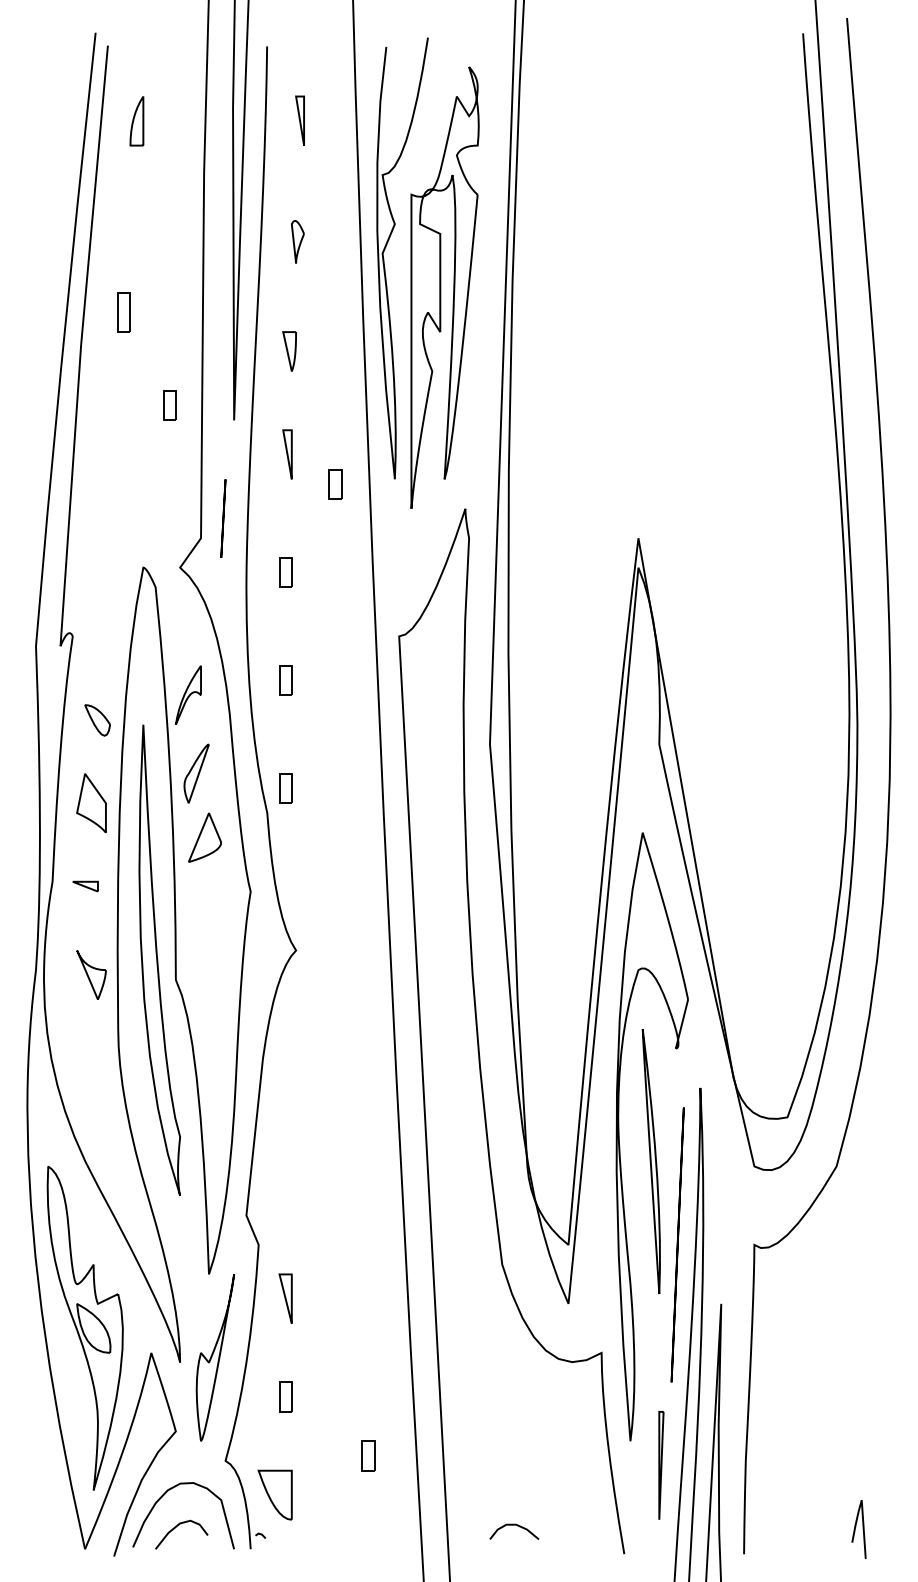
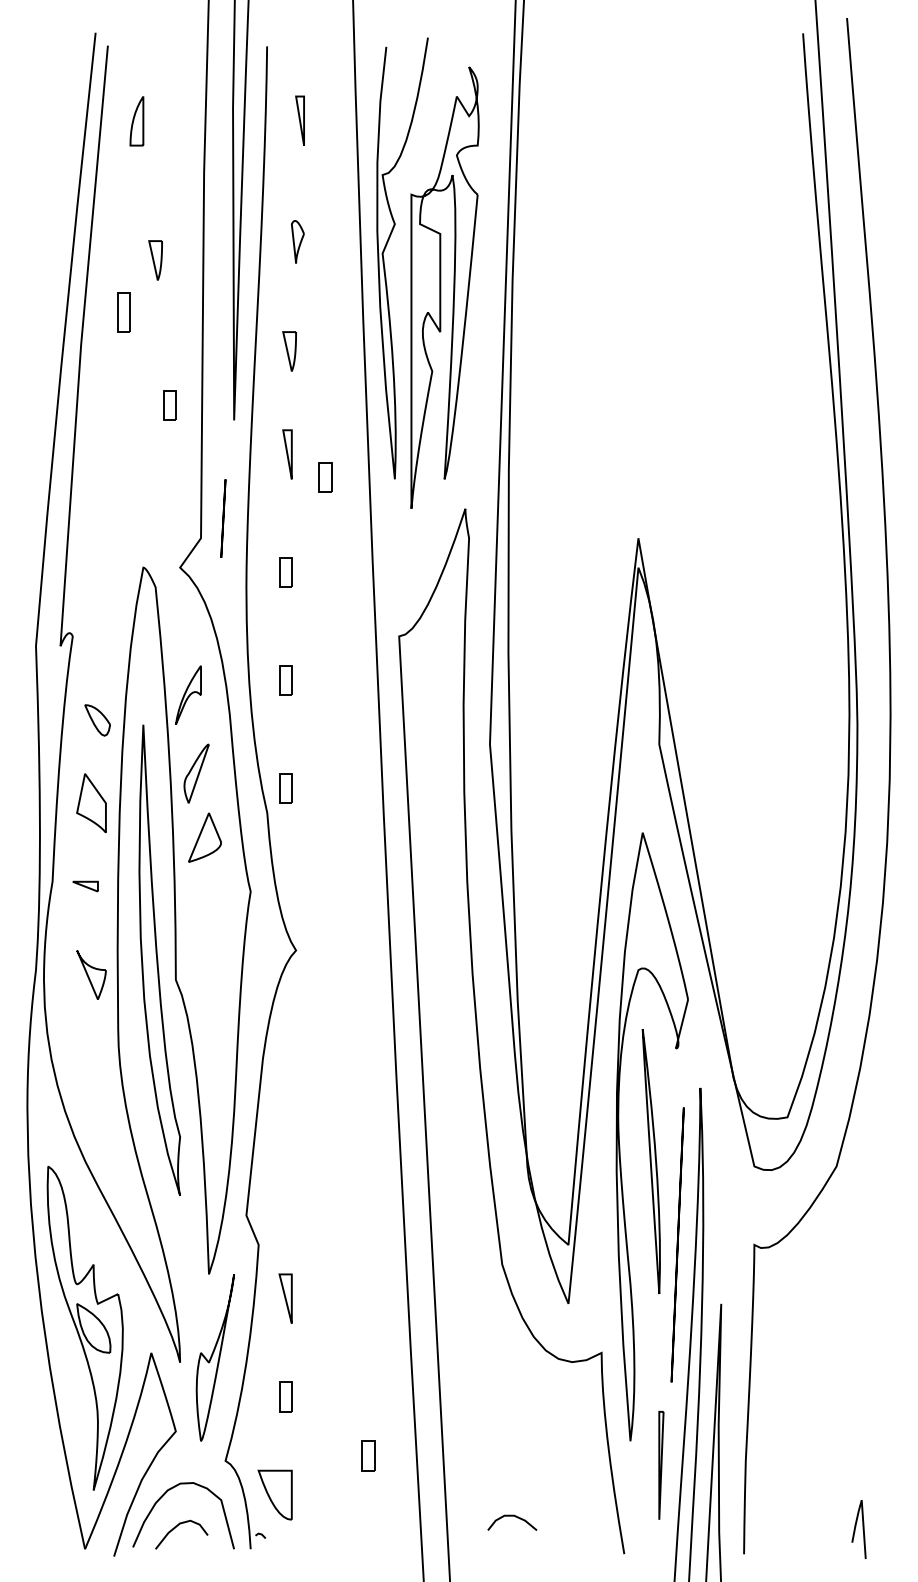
part: none -> present (155, 260)
part position: (335, 484) -> (325, 477) (325, 477)
curve position: (517, 1526) -> (515, 1517) (515, 1517)
